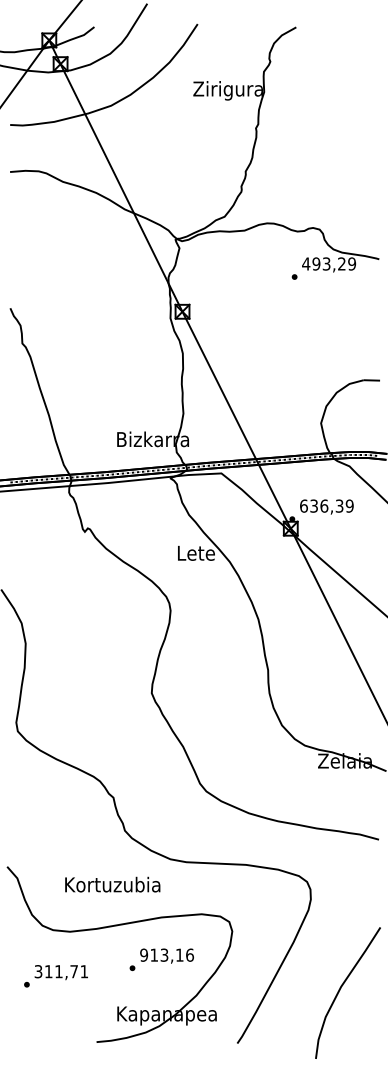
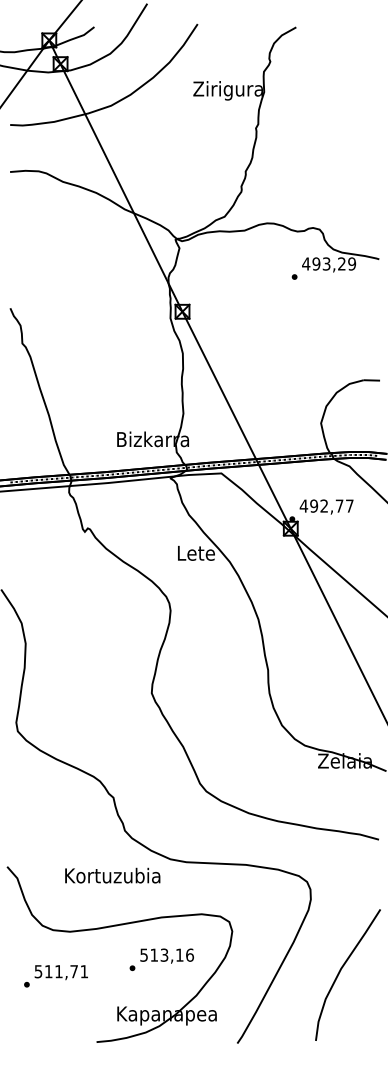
text: 636,39 -> 492,77 (326, 505)
text position: (112, 884) -> (112, 875) (112, 875)
text: 913,16 -> 513,16 (144, 954)
text: 311,71 -> 511,71 (38, 971)
curve position: (341, 988) -> (341, 970) (341, 970)
